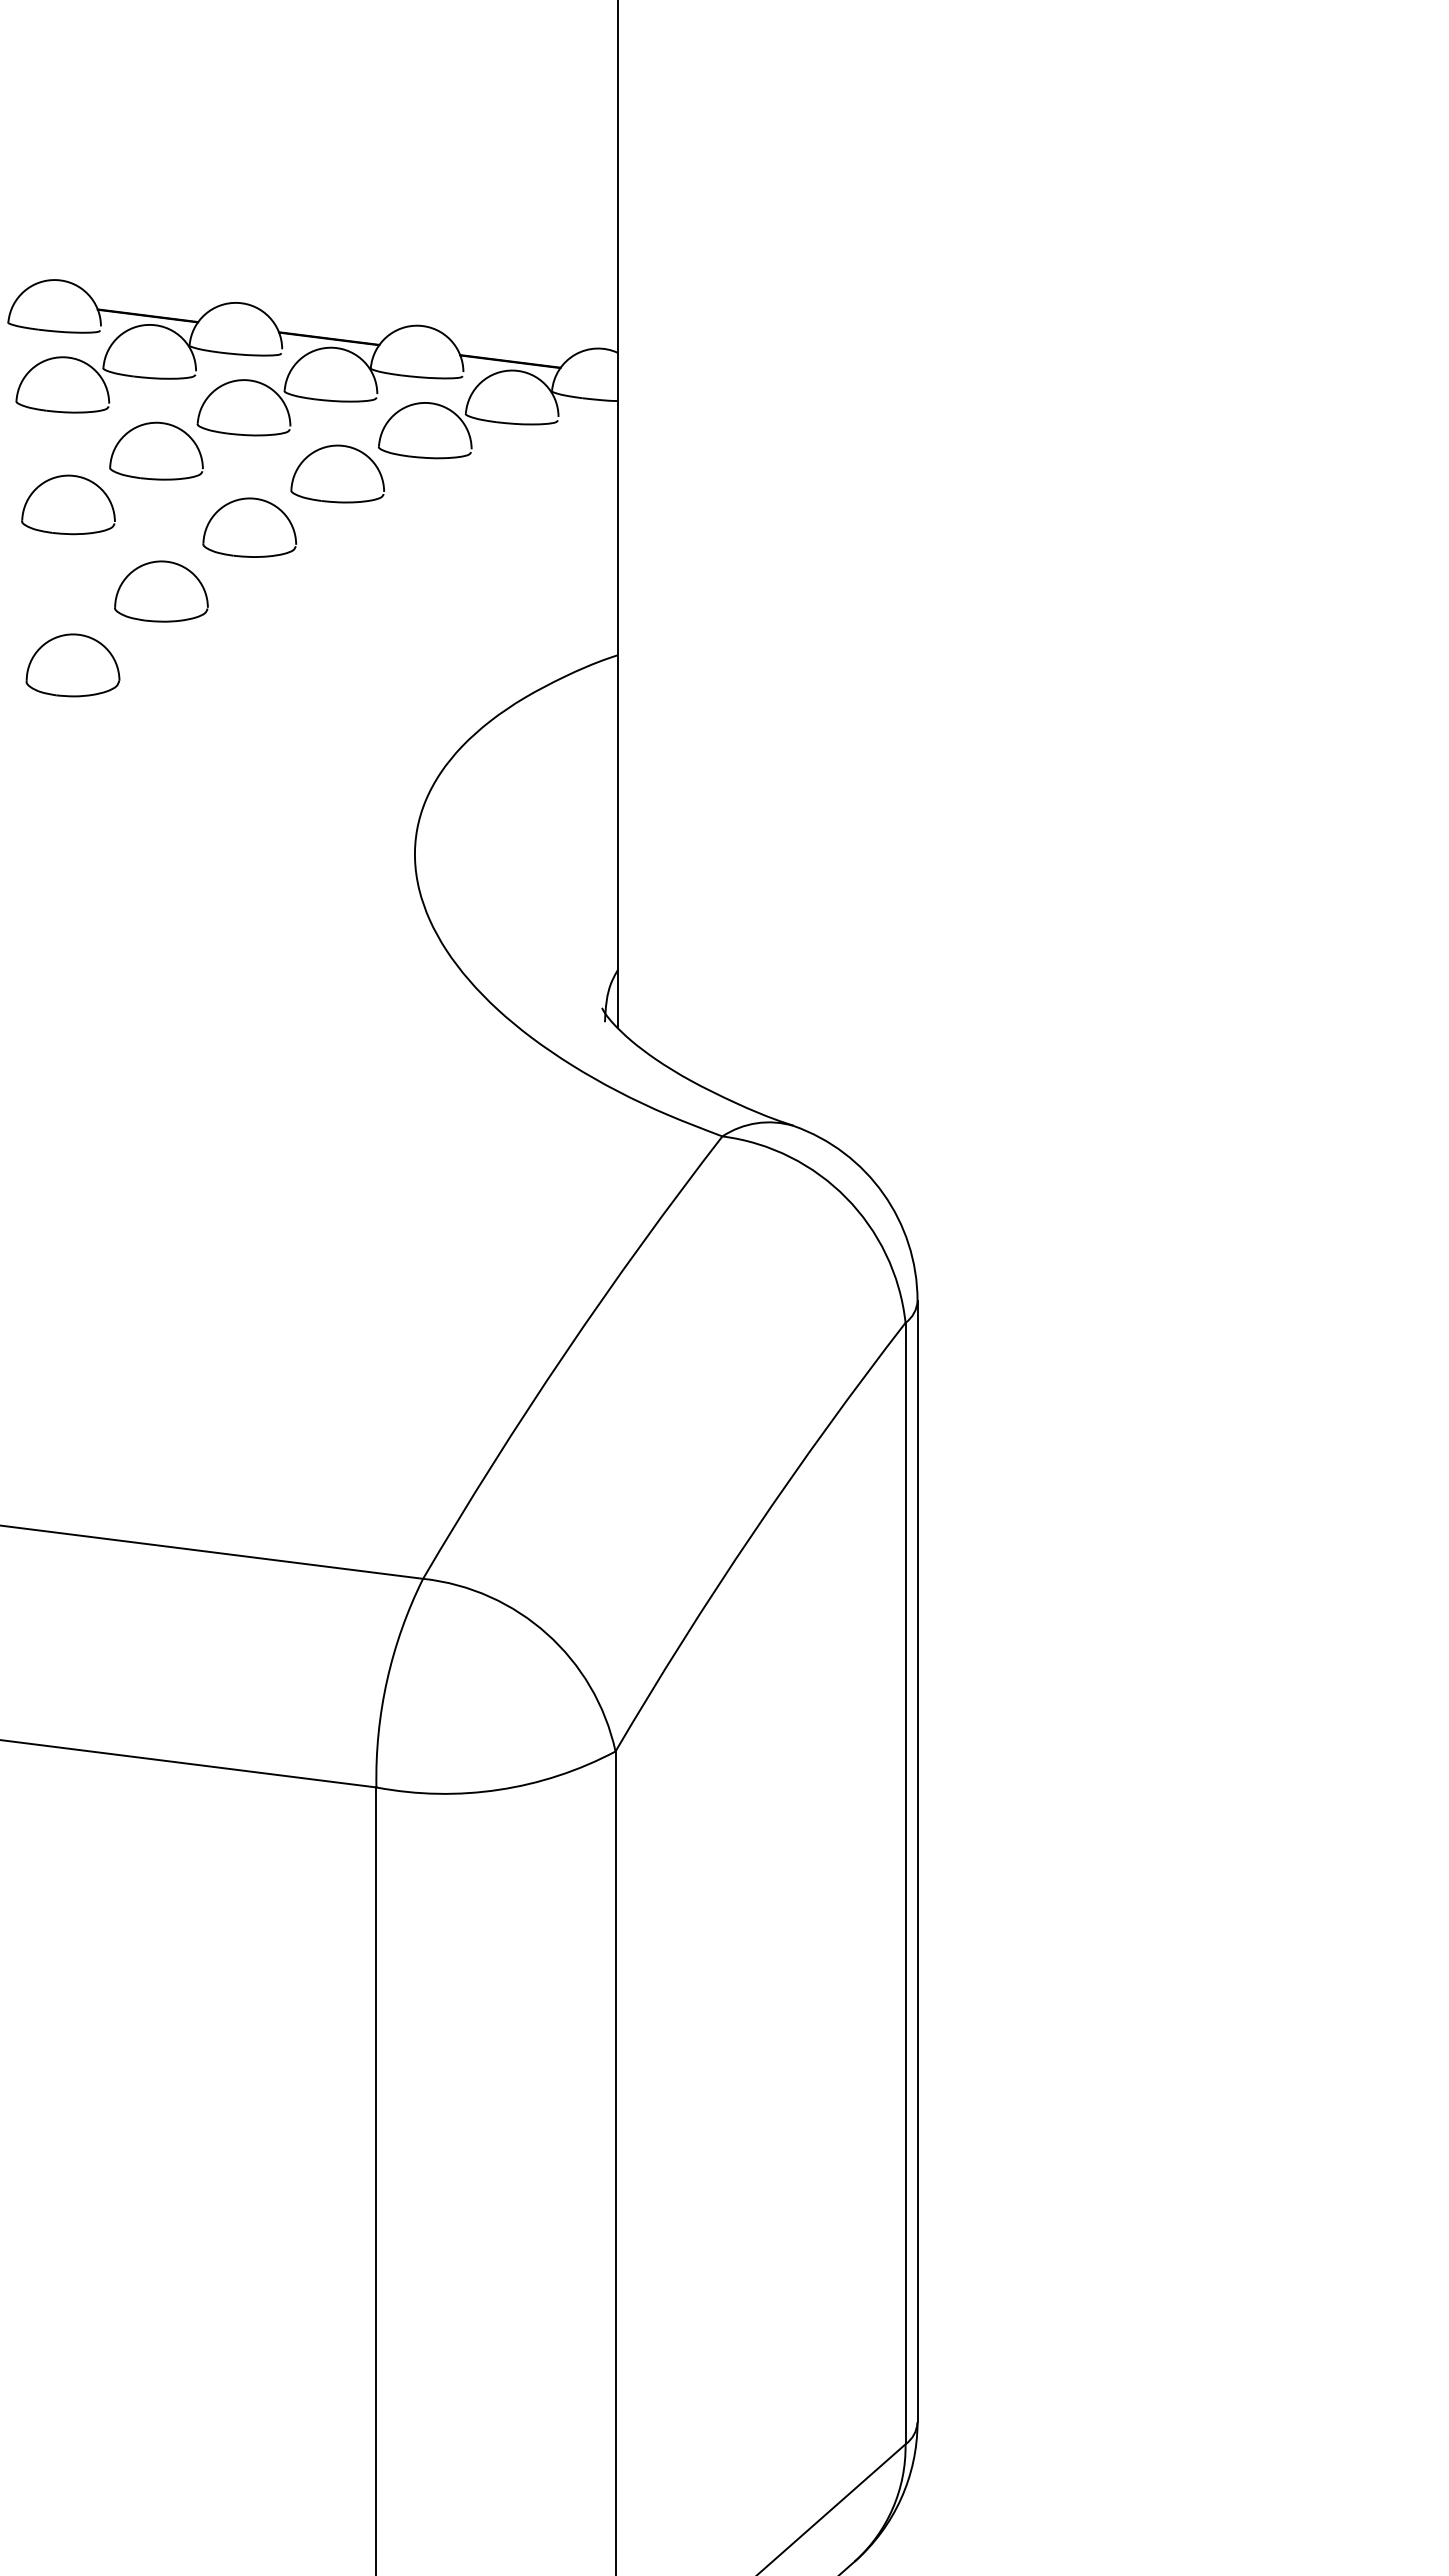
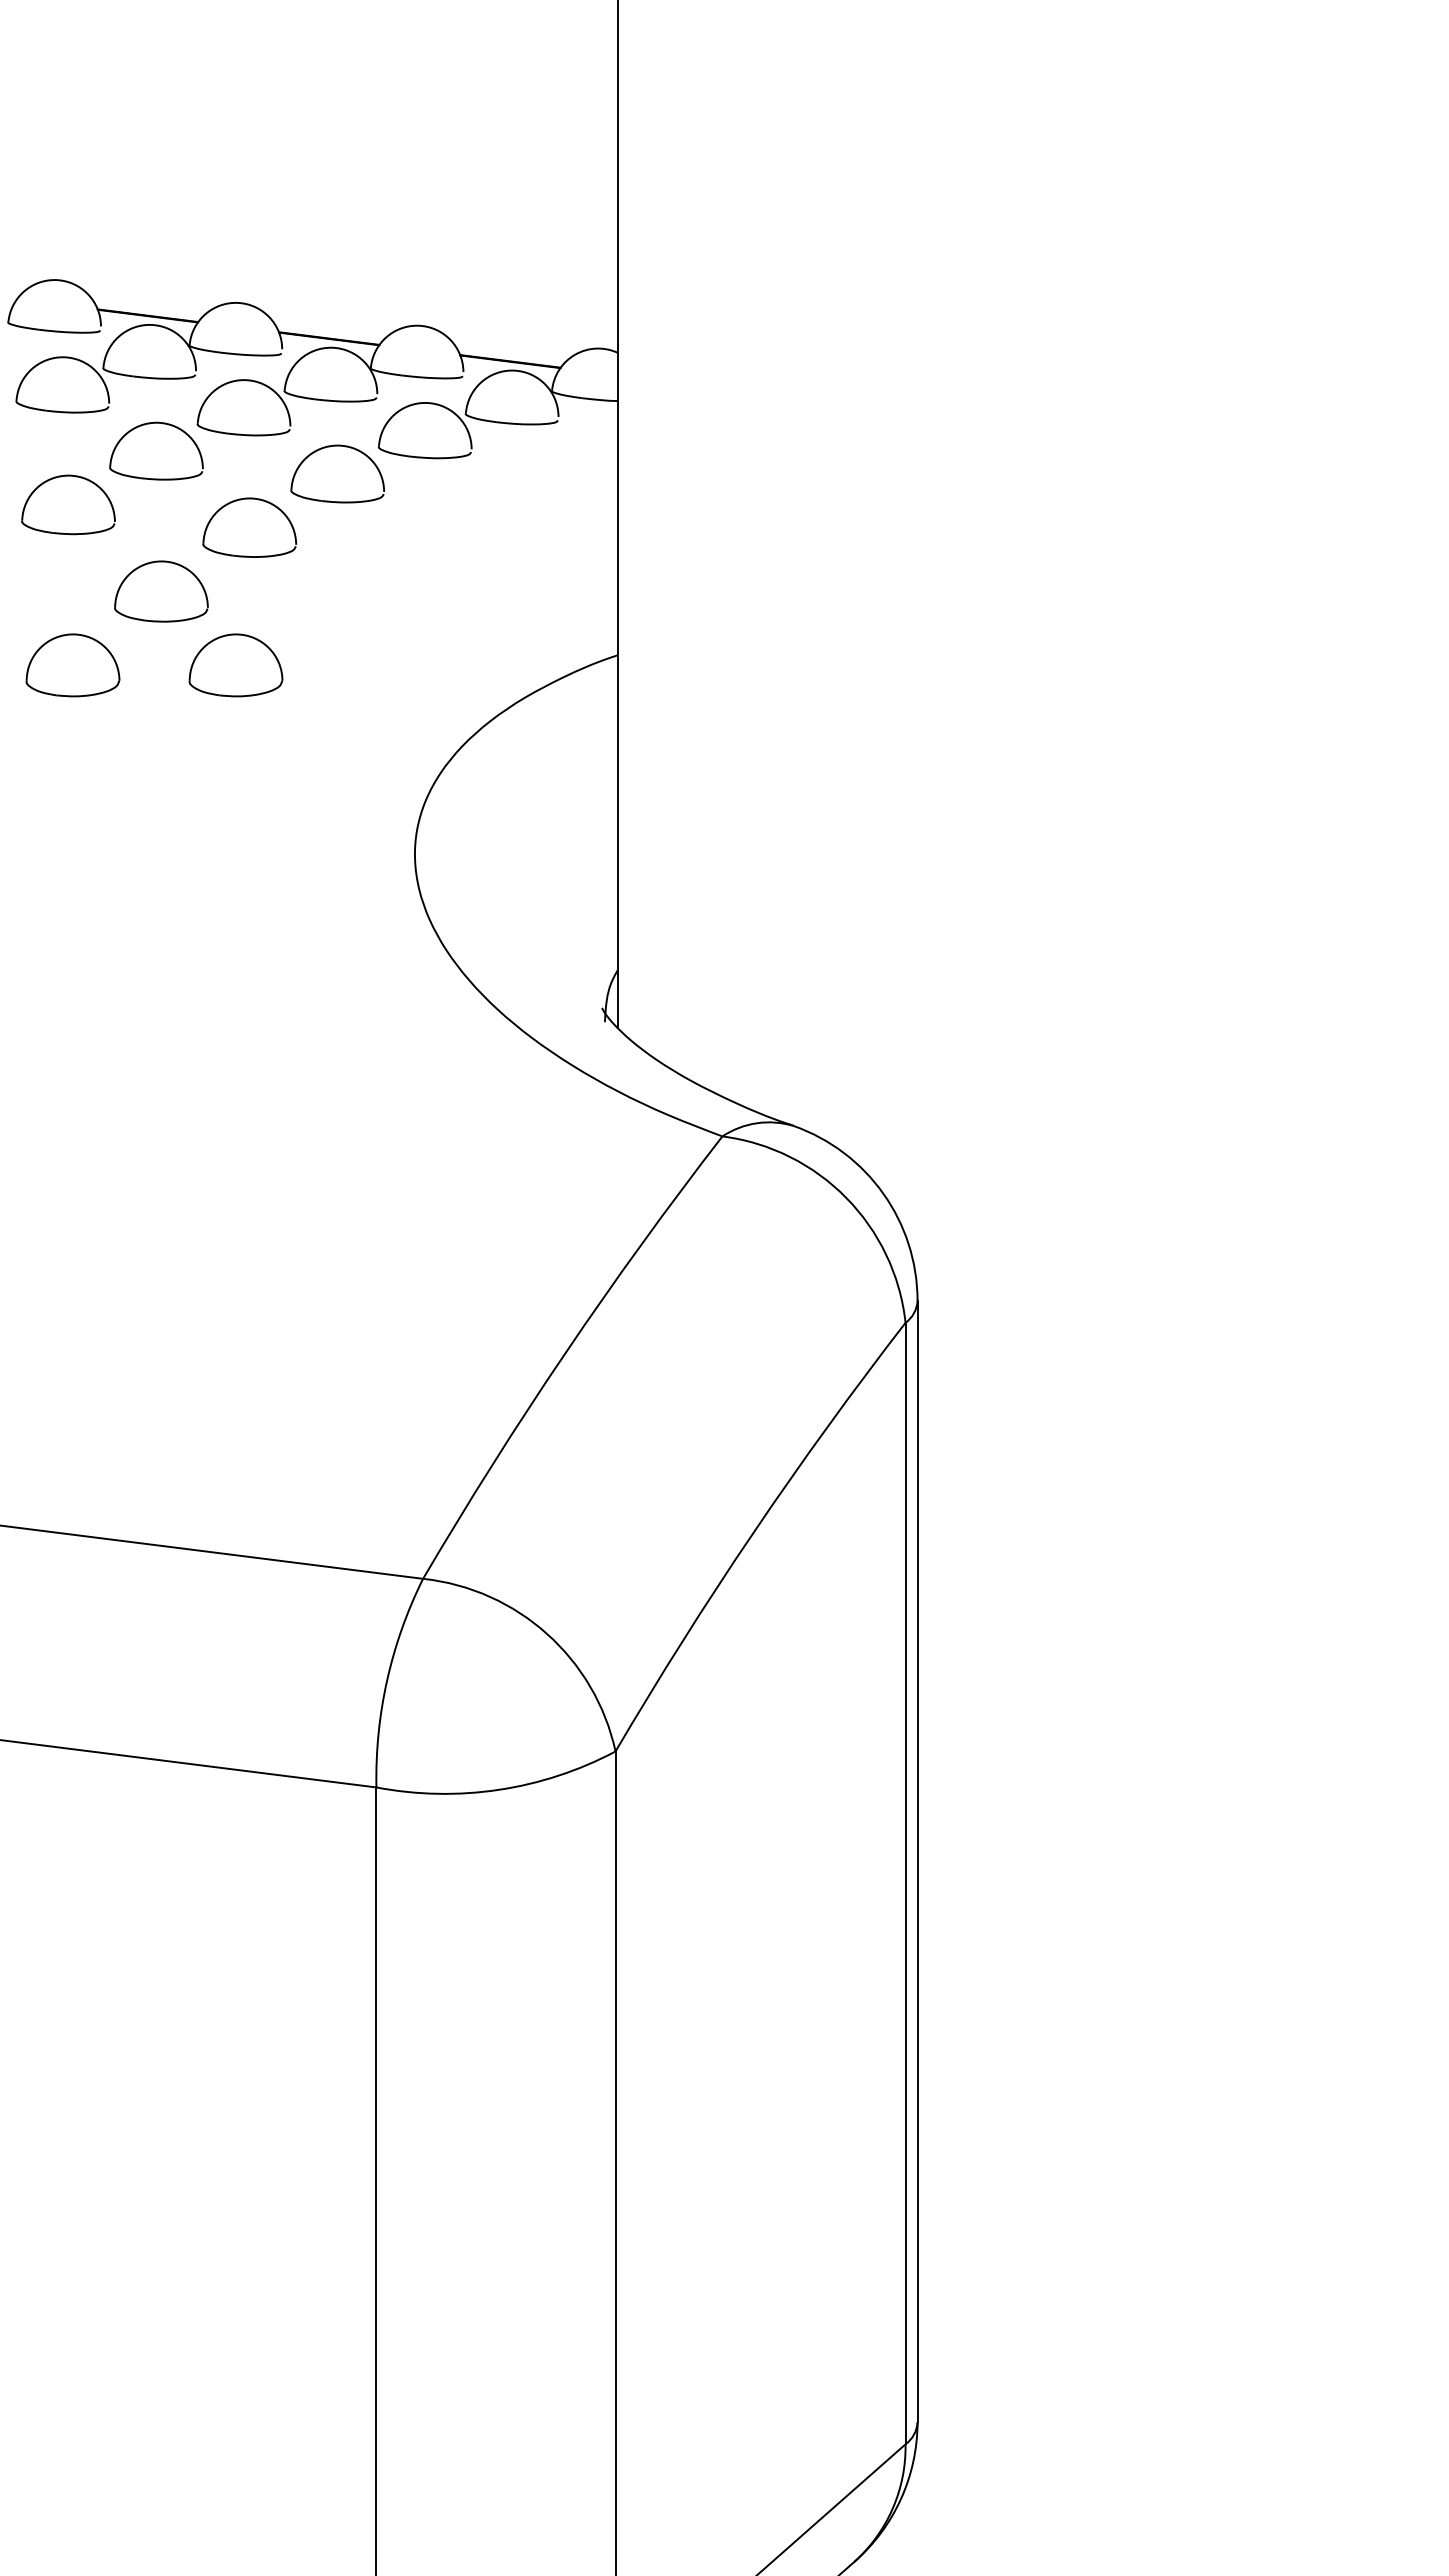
part: none -> present (235, 665)
